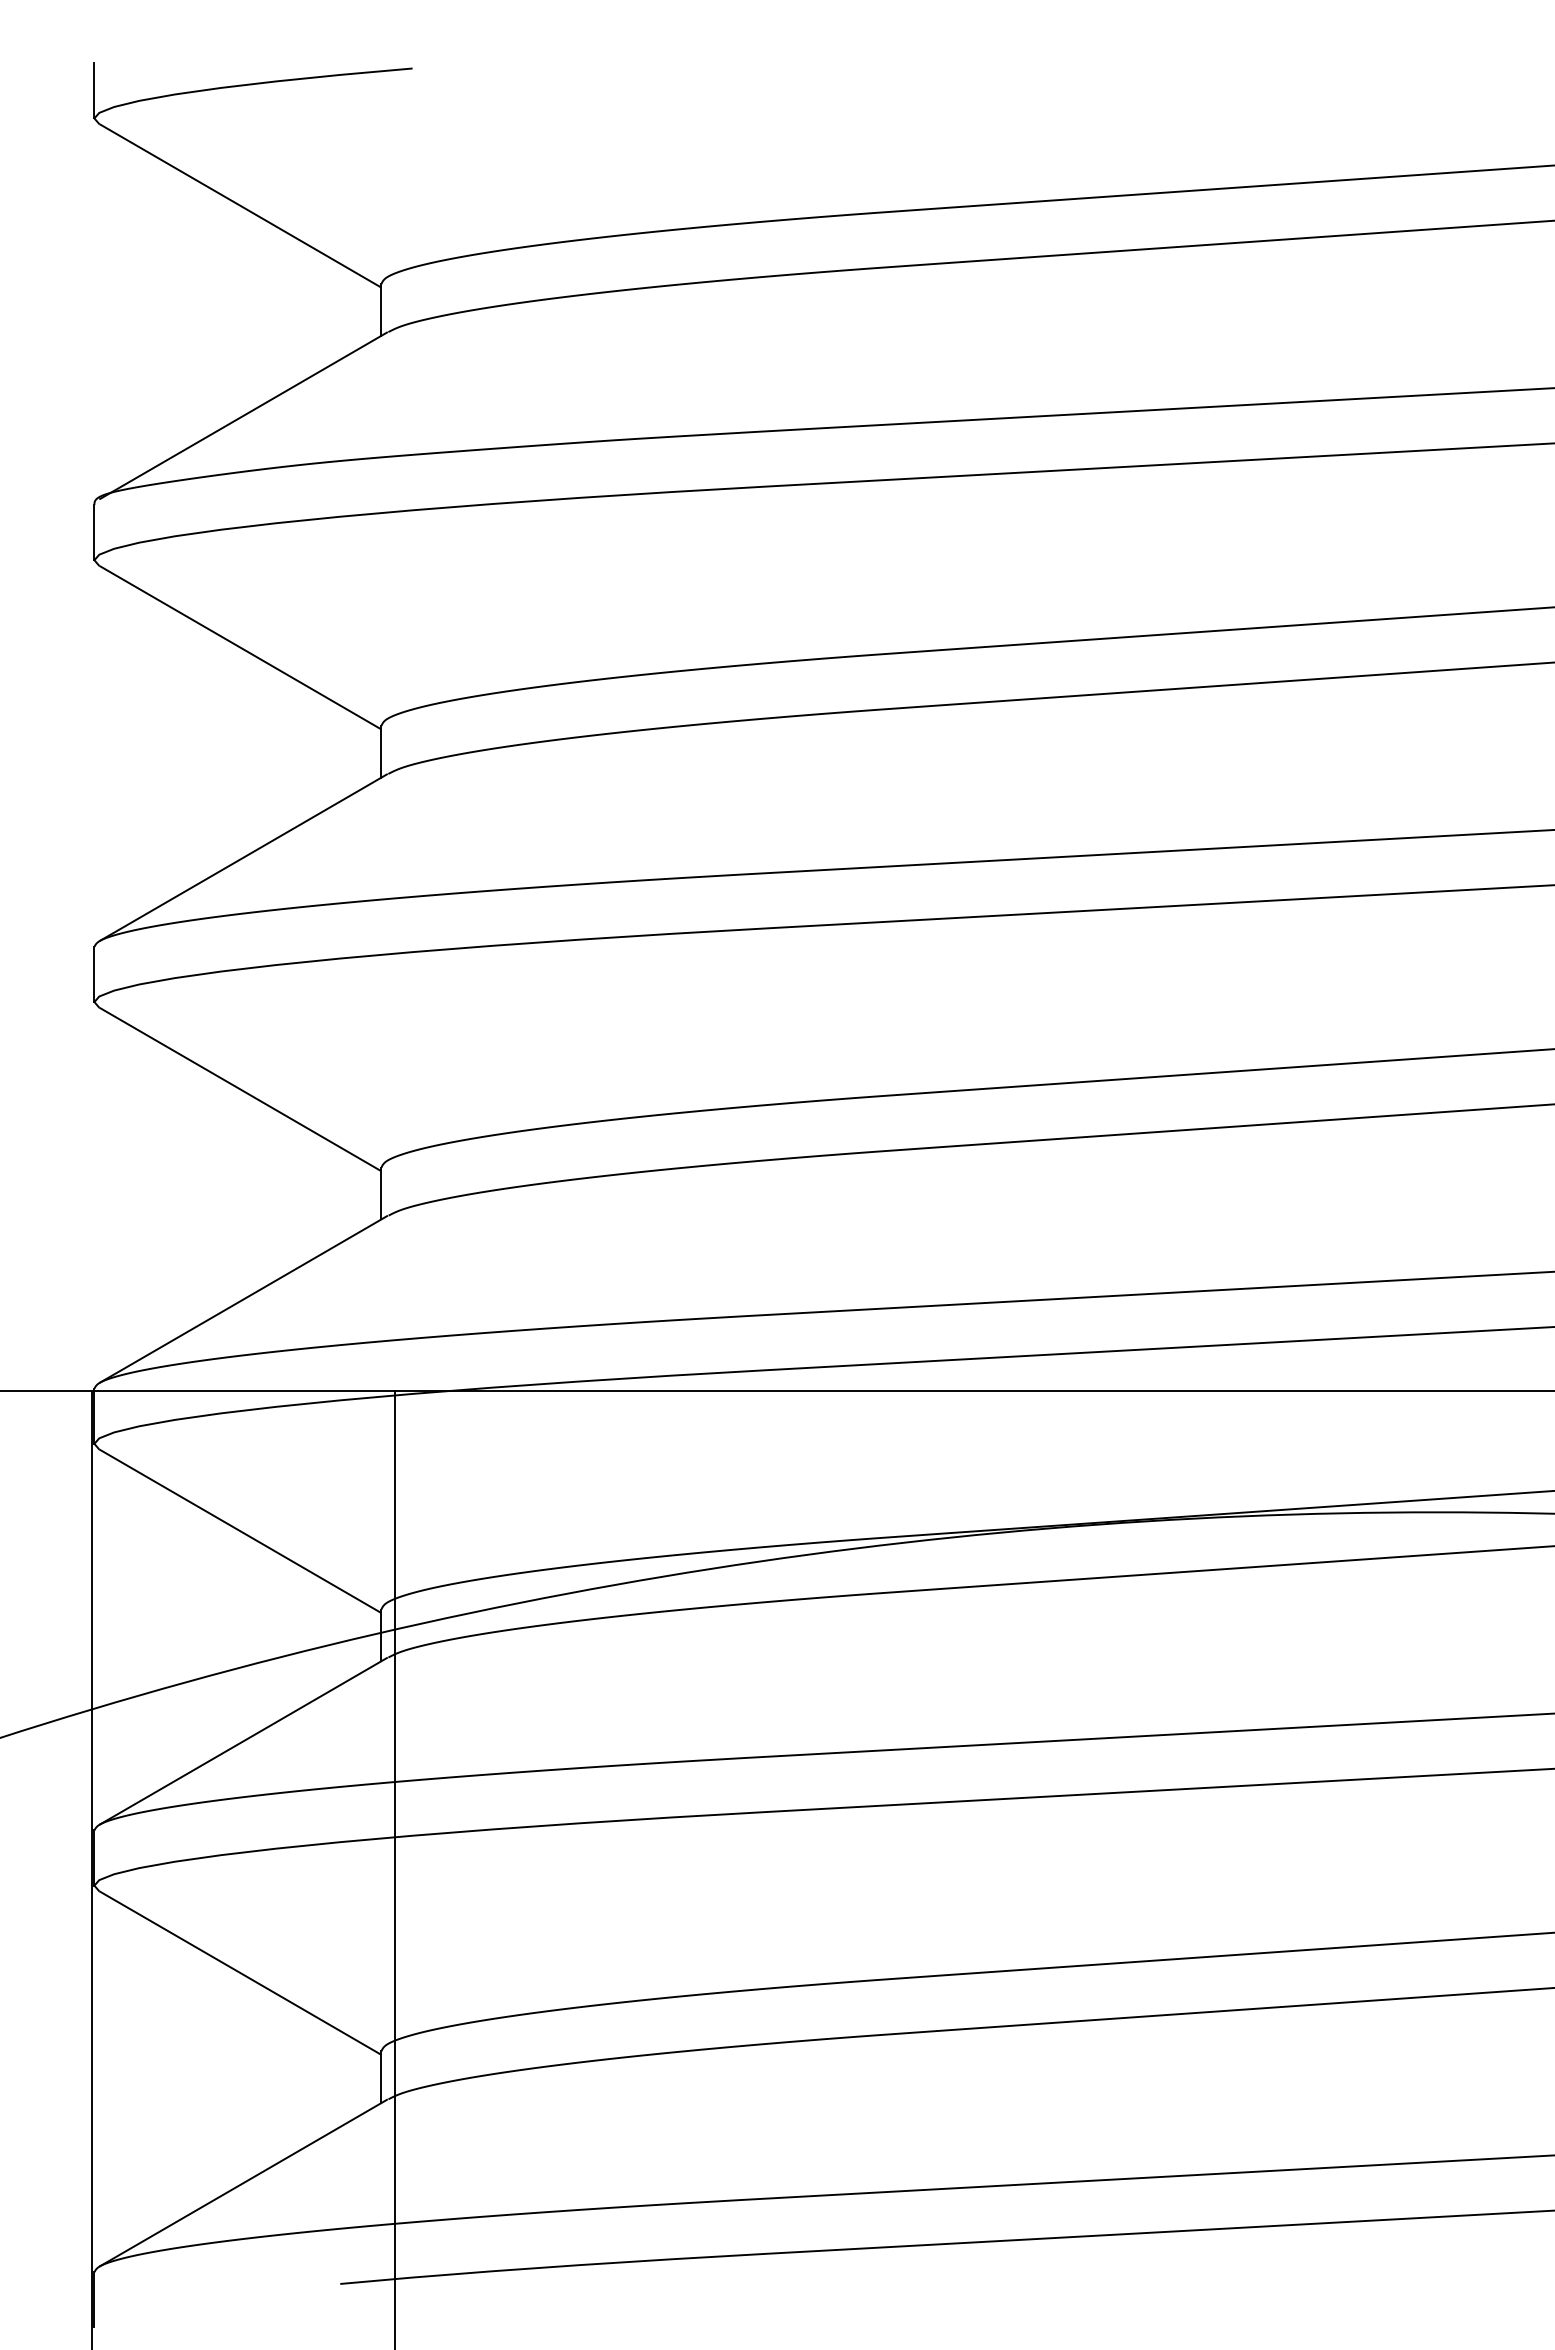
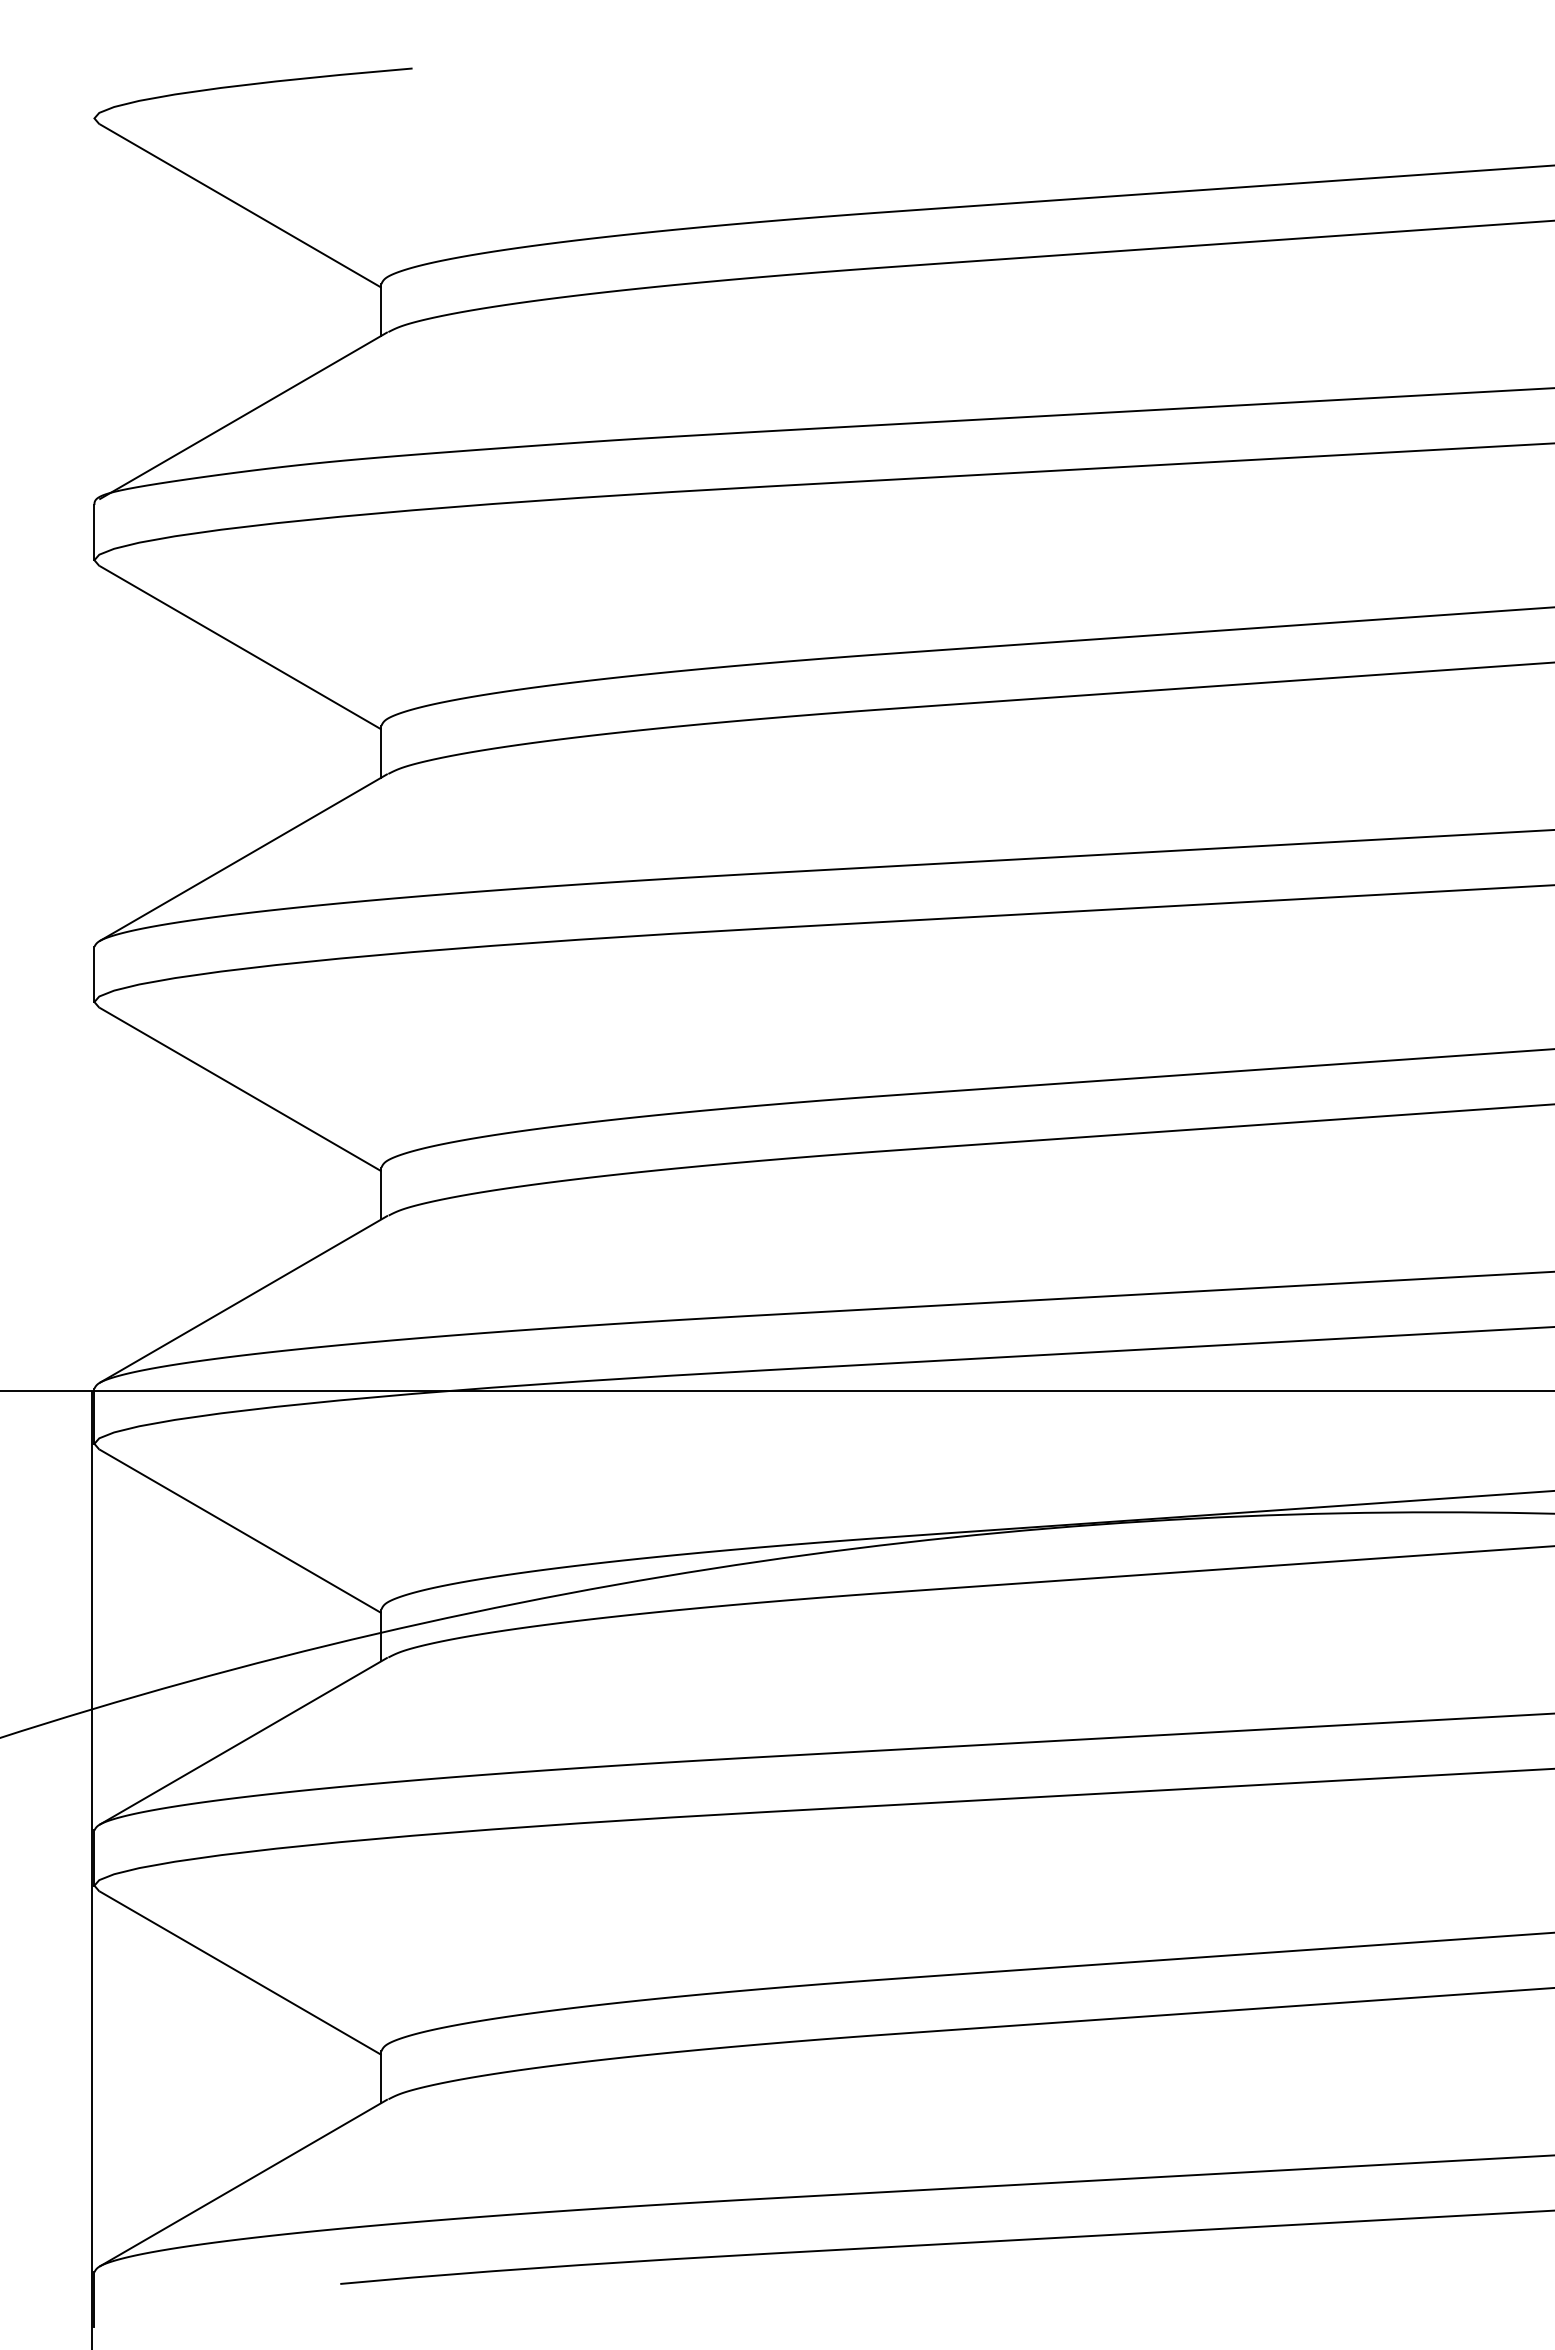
line: present -> none (94, 90)
line: present -> none (395, 1868)
